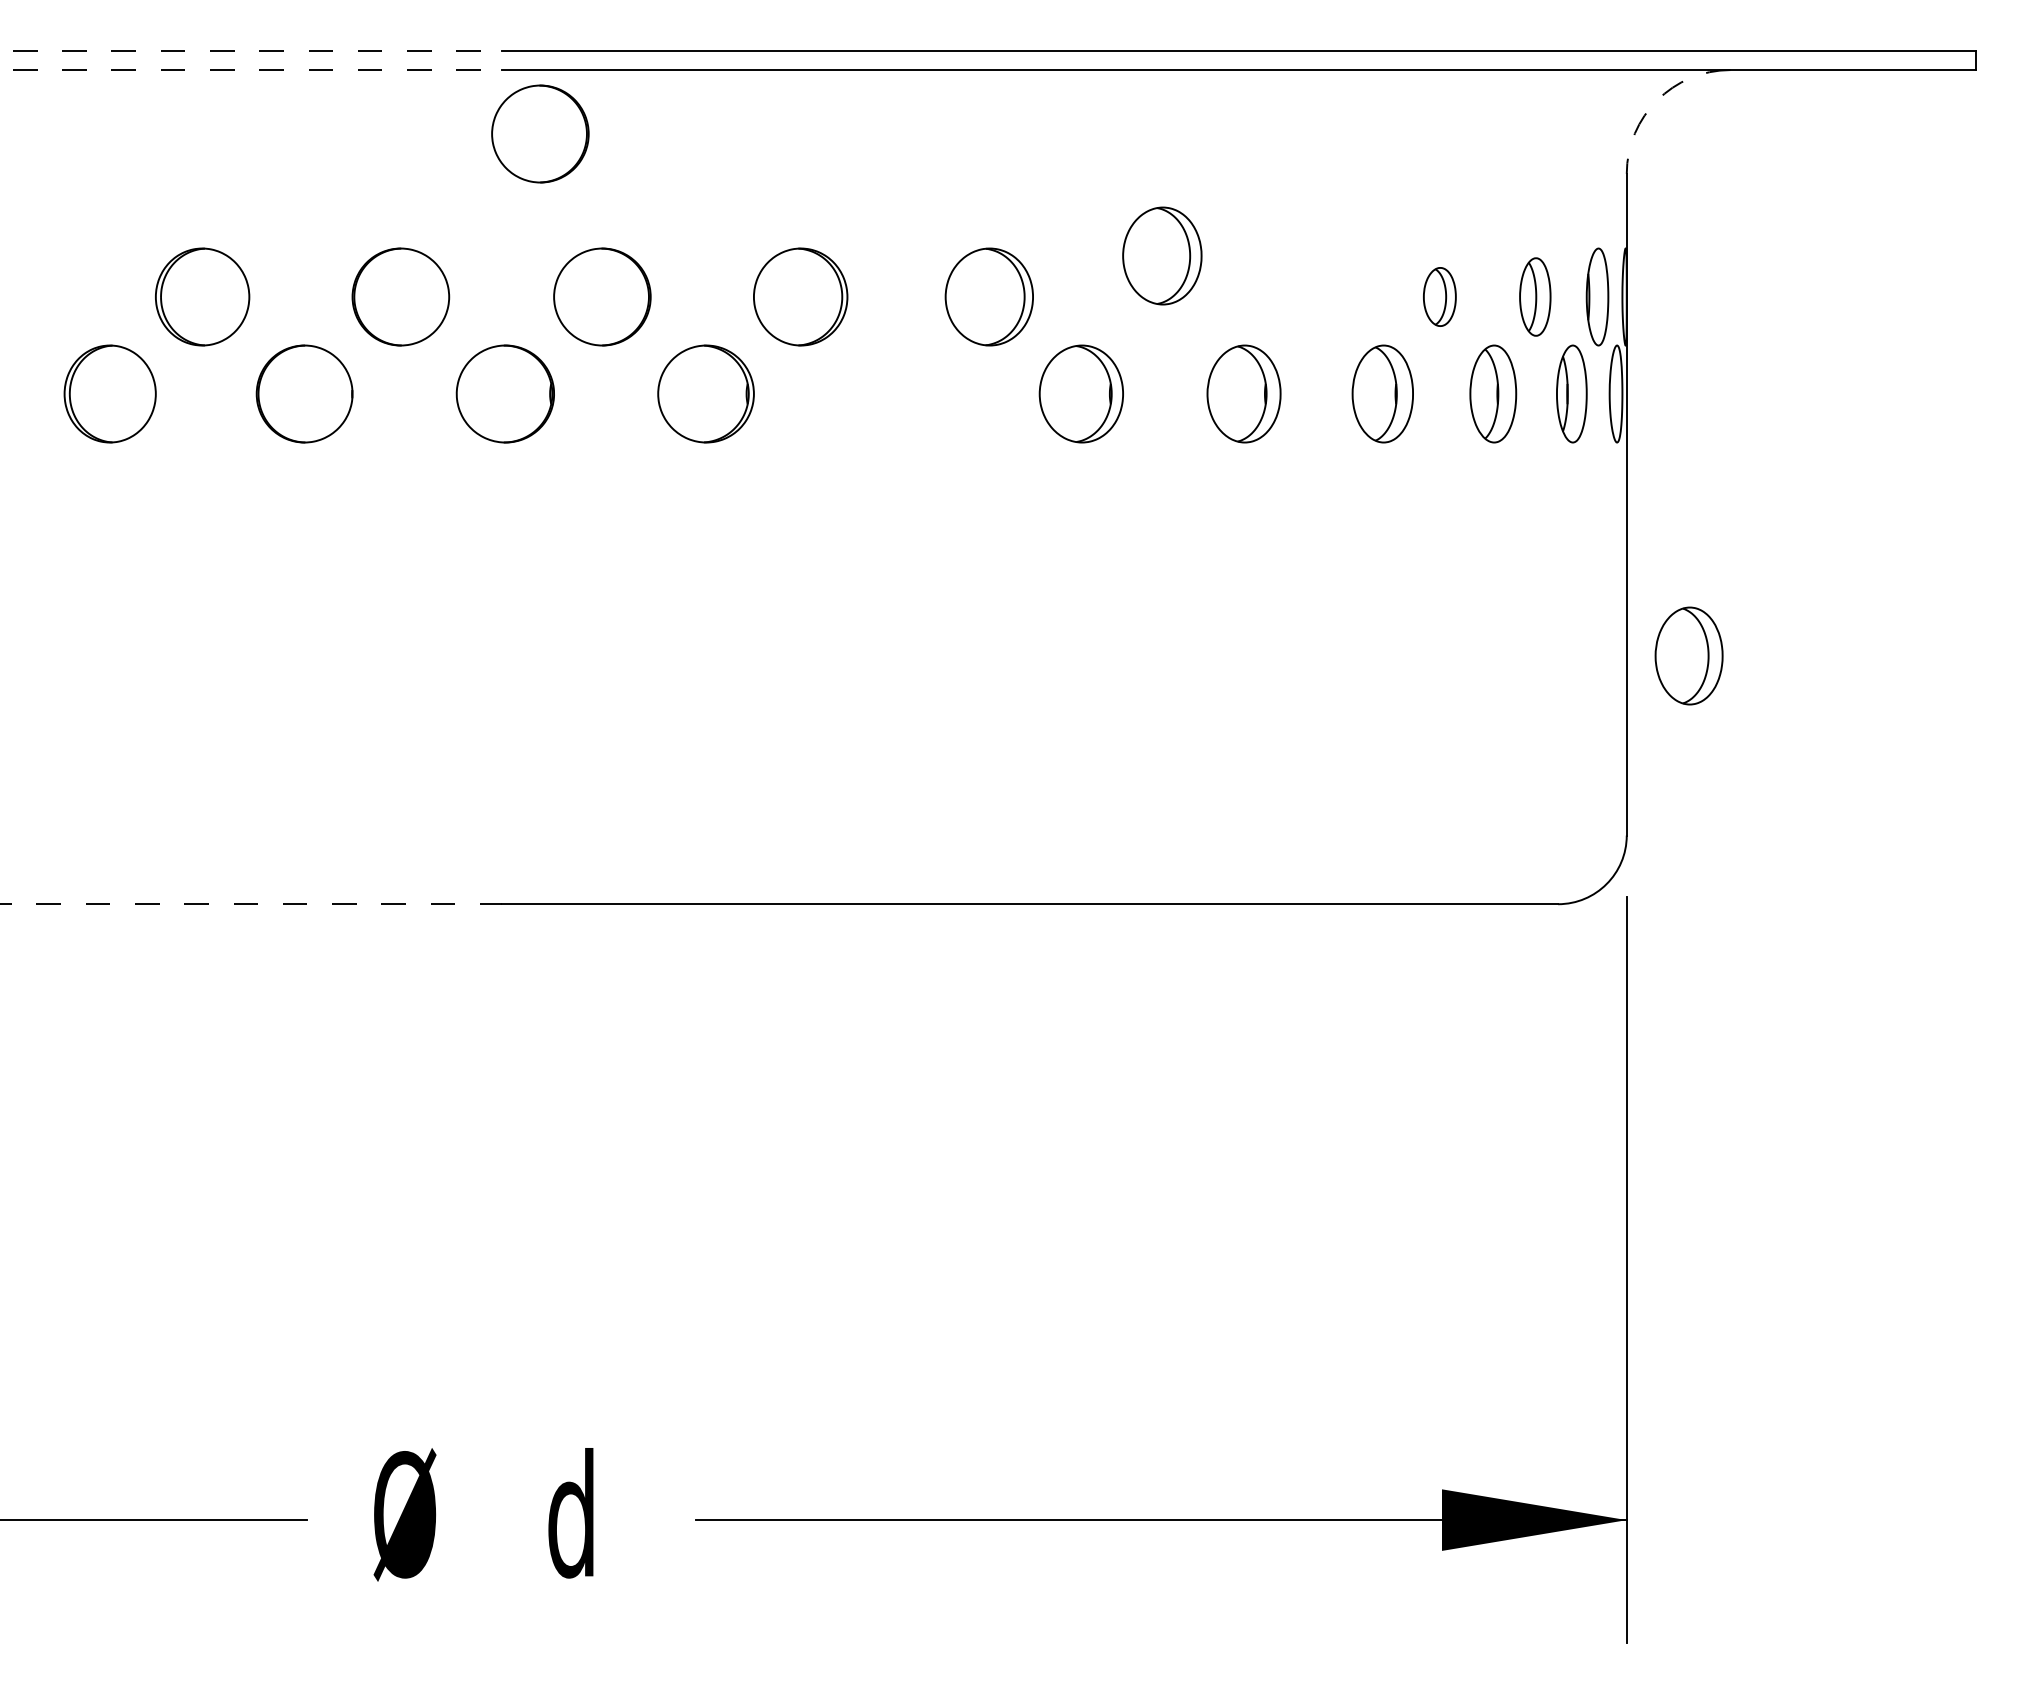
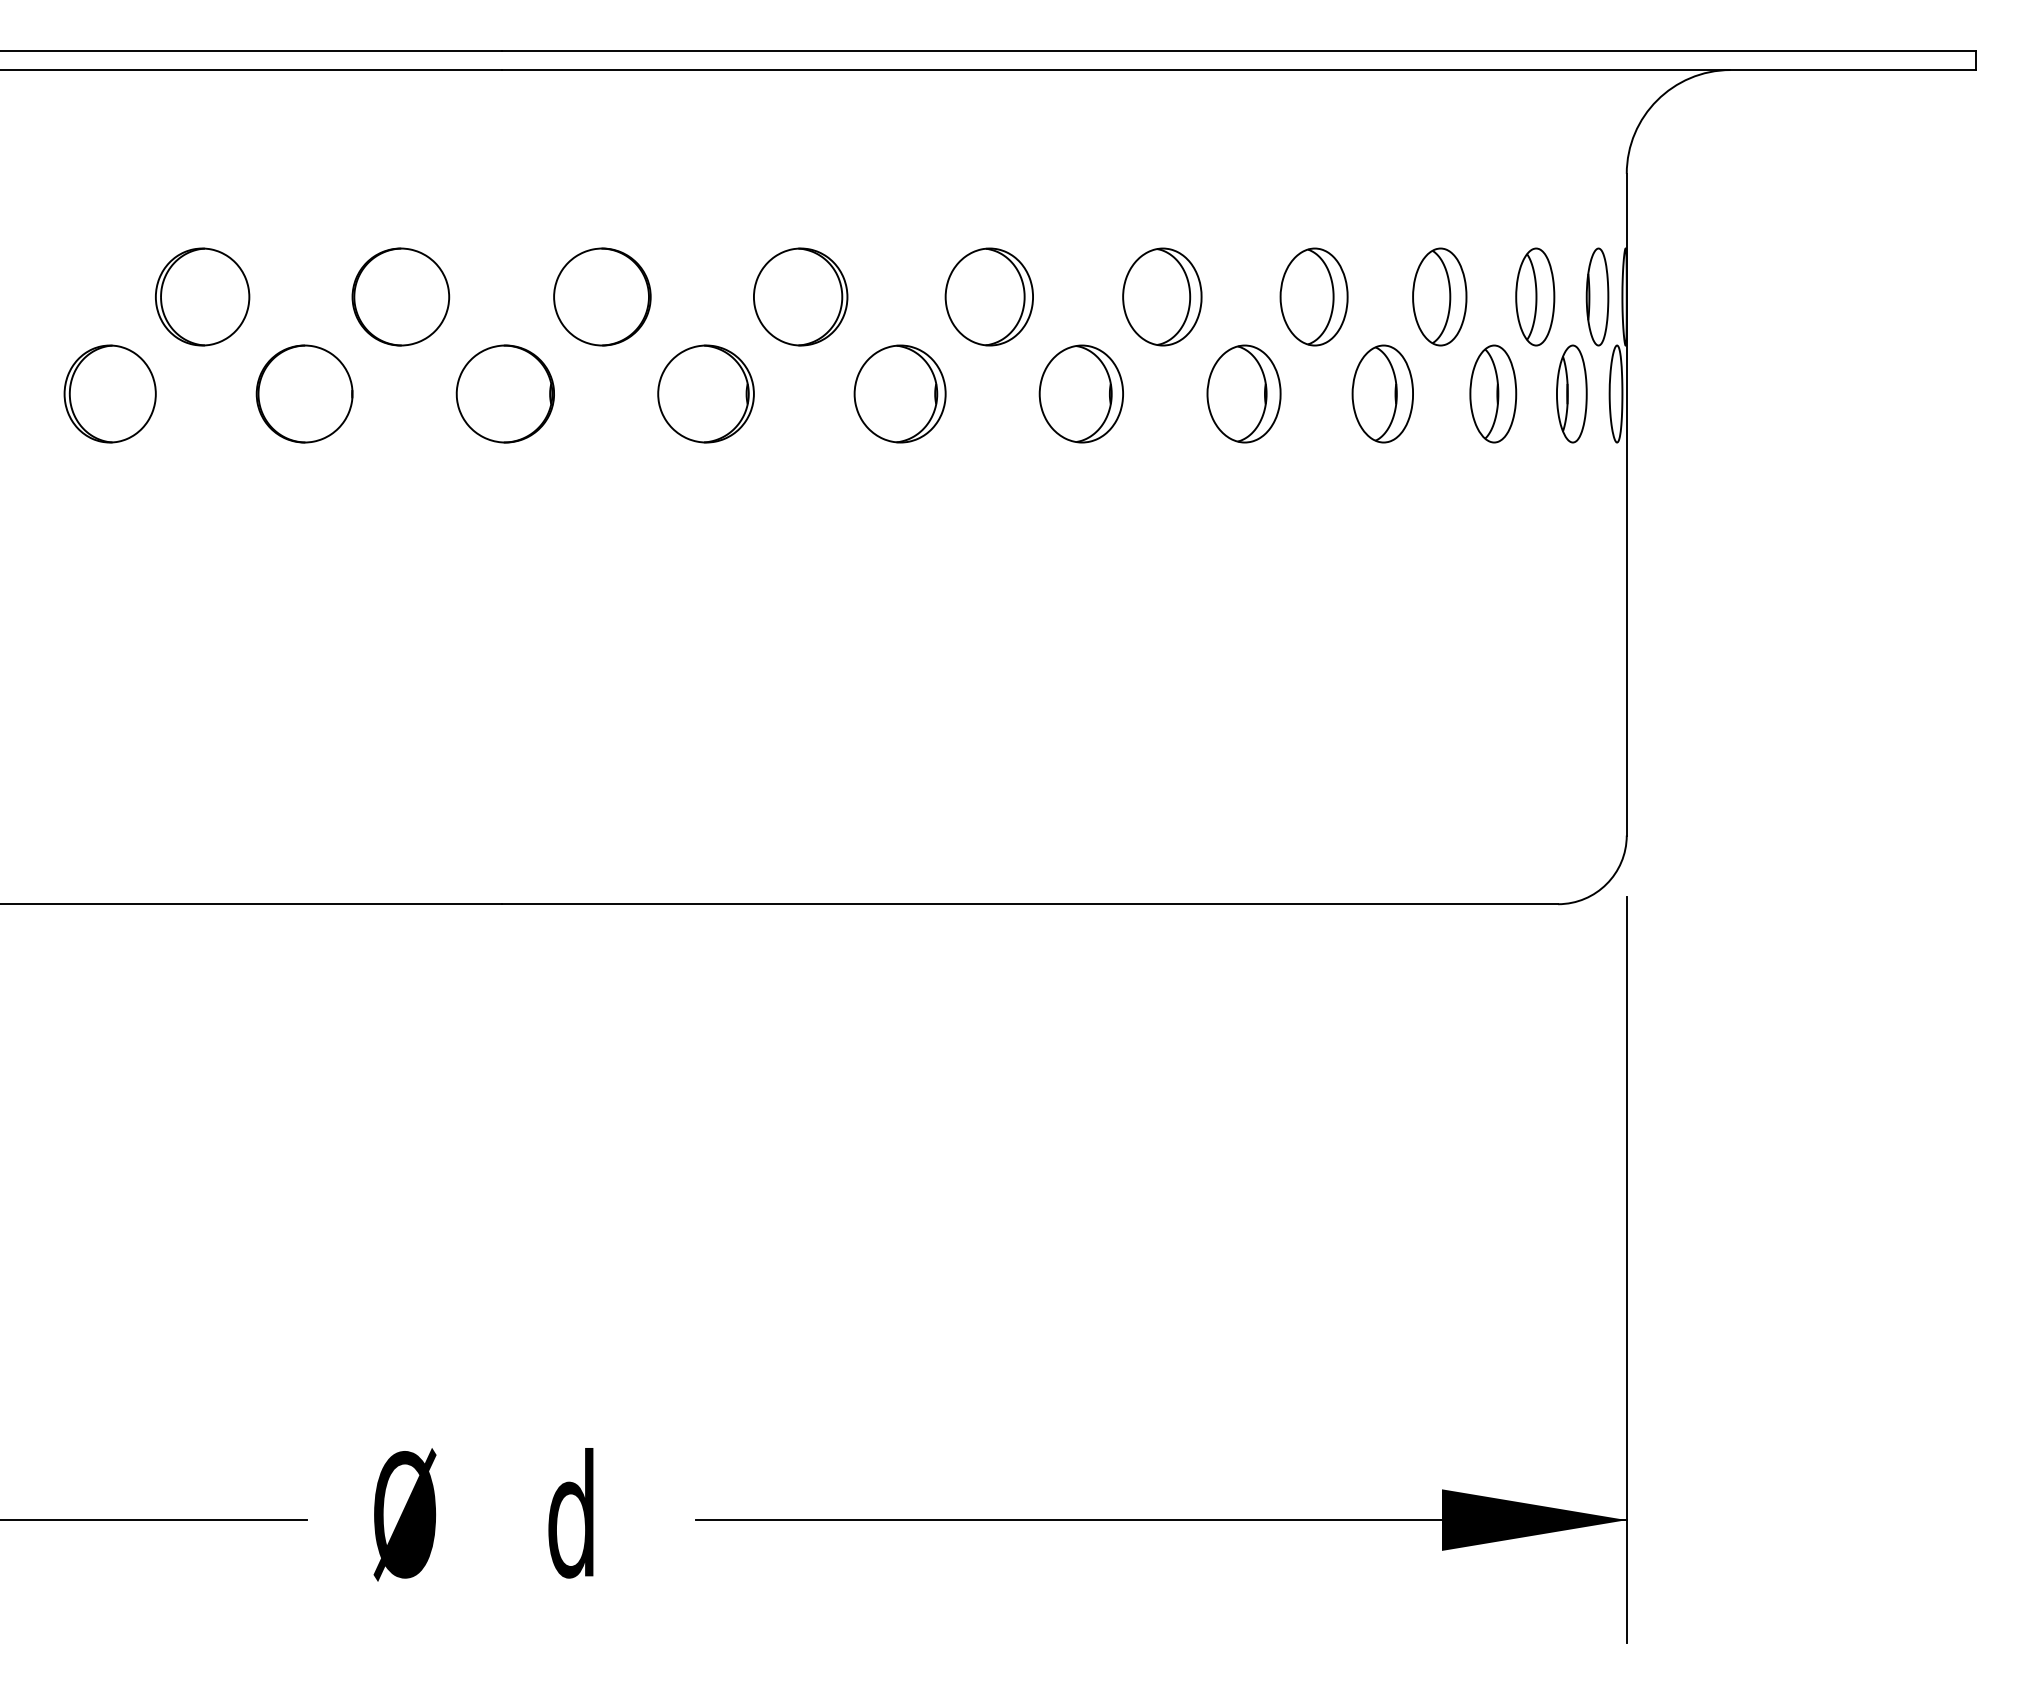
line: dashed -> solid (251, 50)
line: dashed -> solid (251, 70)
arc: dashed -> solid (1657, 100)
part: present -> none (540, 133)
part position: (1162, 255) -> (1162, 296) (1162, 296)
part size: 34x60 px -> 56x100 px (1439, 296)
part size: 33x80 px -> 41x100 px (1535, 296)
part: none -> present (899, 393)
part position: (1688, 655) -> (1313, 296) (1313, 296)
line: dashed -> solid (251, 904)
